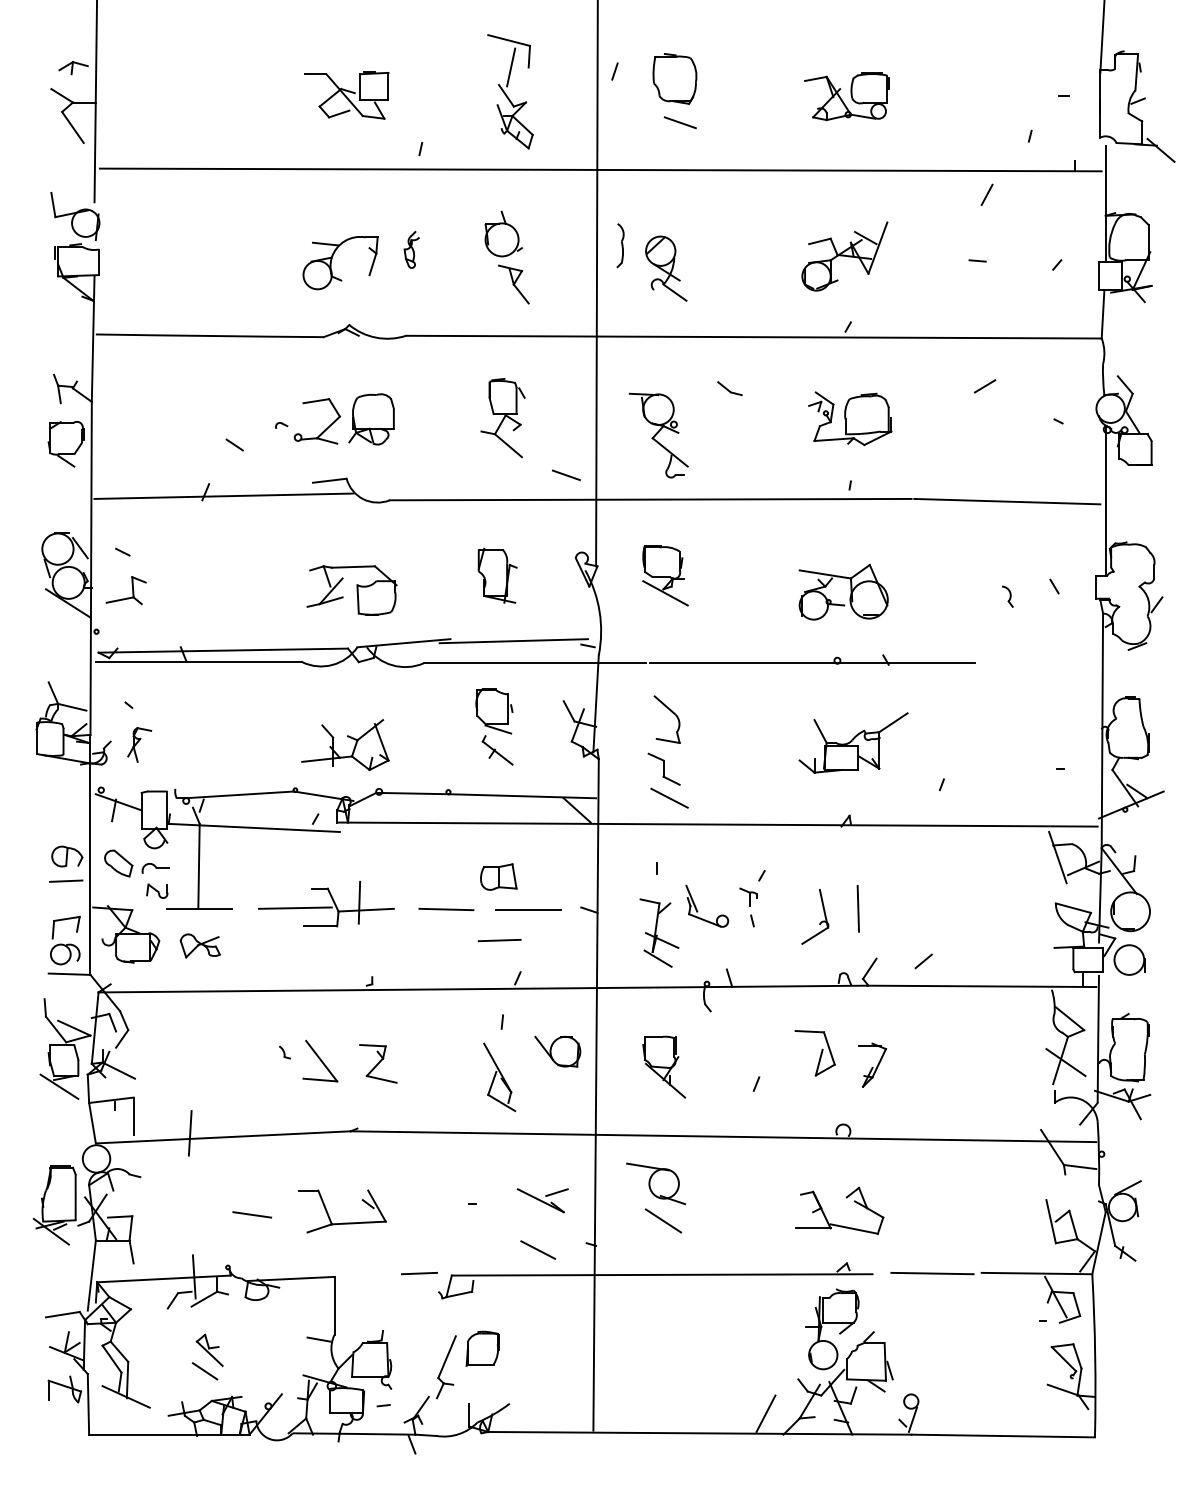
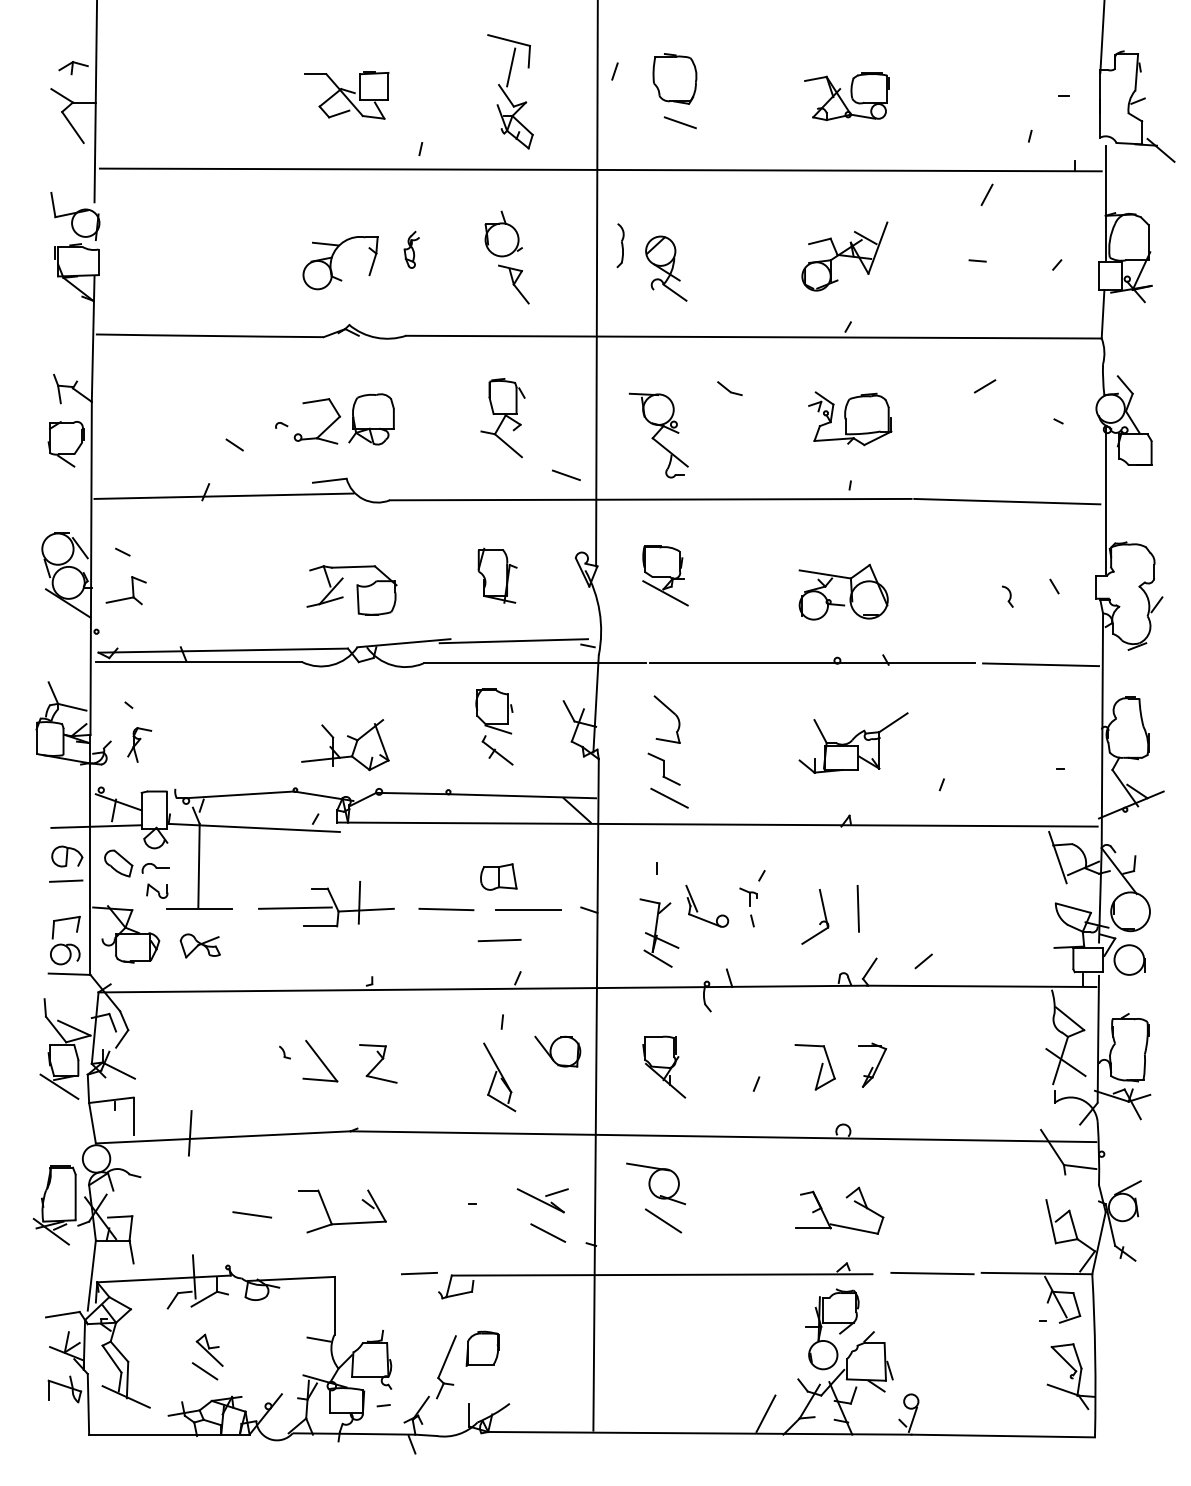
line: none -> present (1041, 664)
line: none -> present (96, 826)
part position: (814, 1053) -> (814, 1067) (814, 1067)
line position: (538, 1249) -> (548, 1232) (548, 1232)
